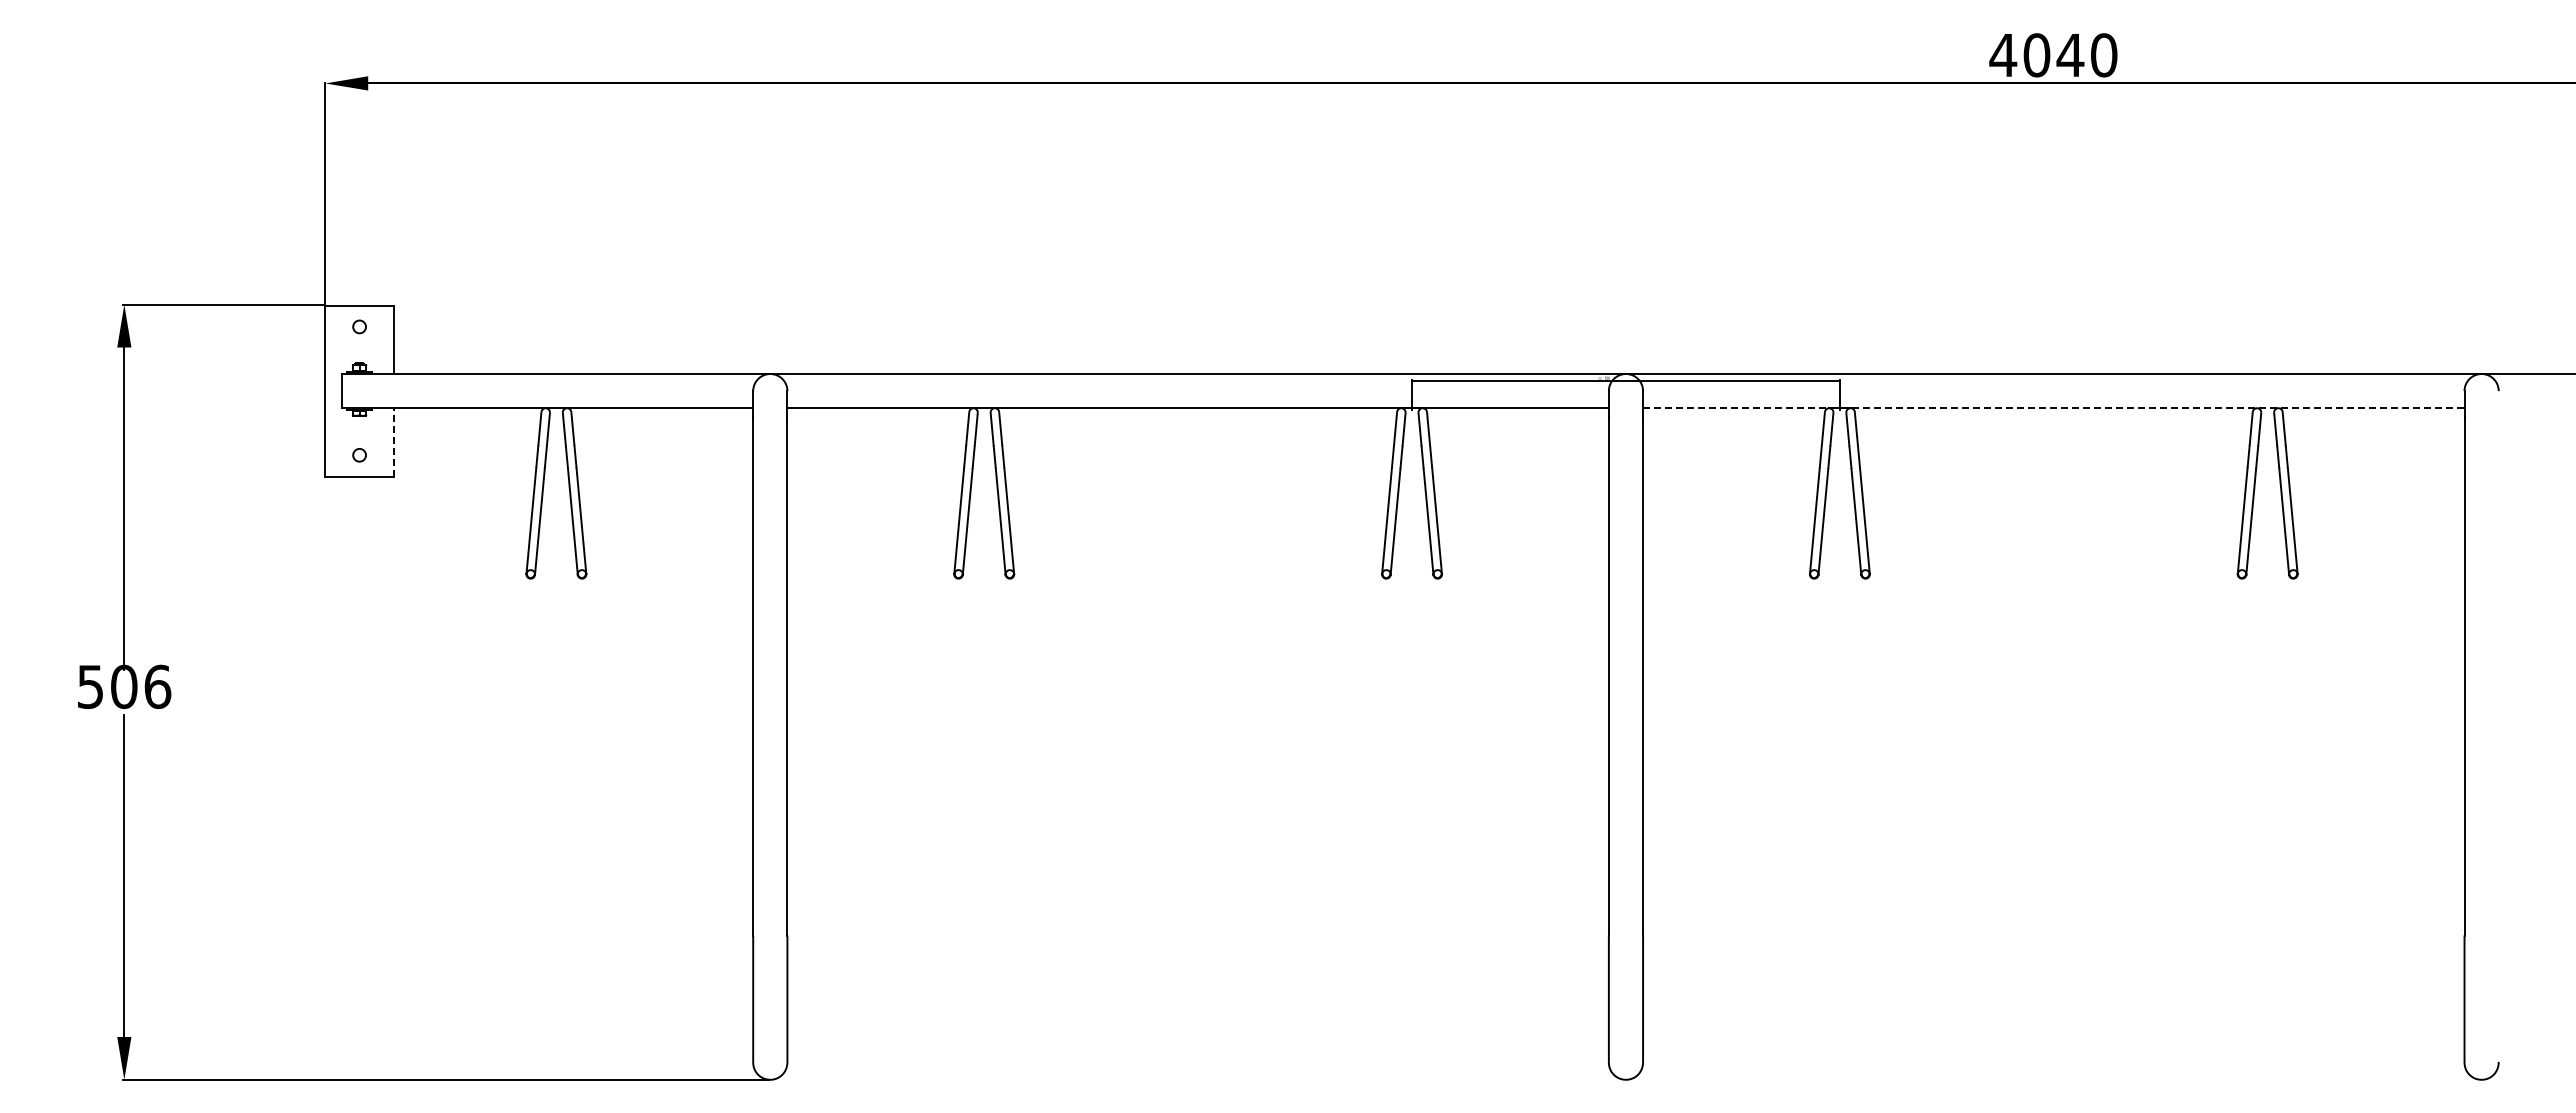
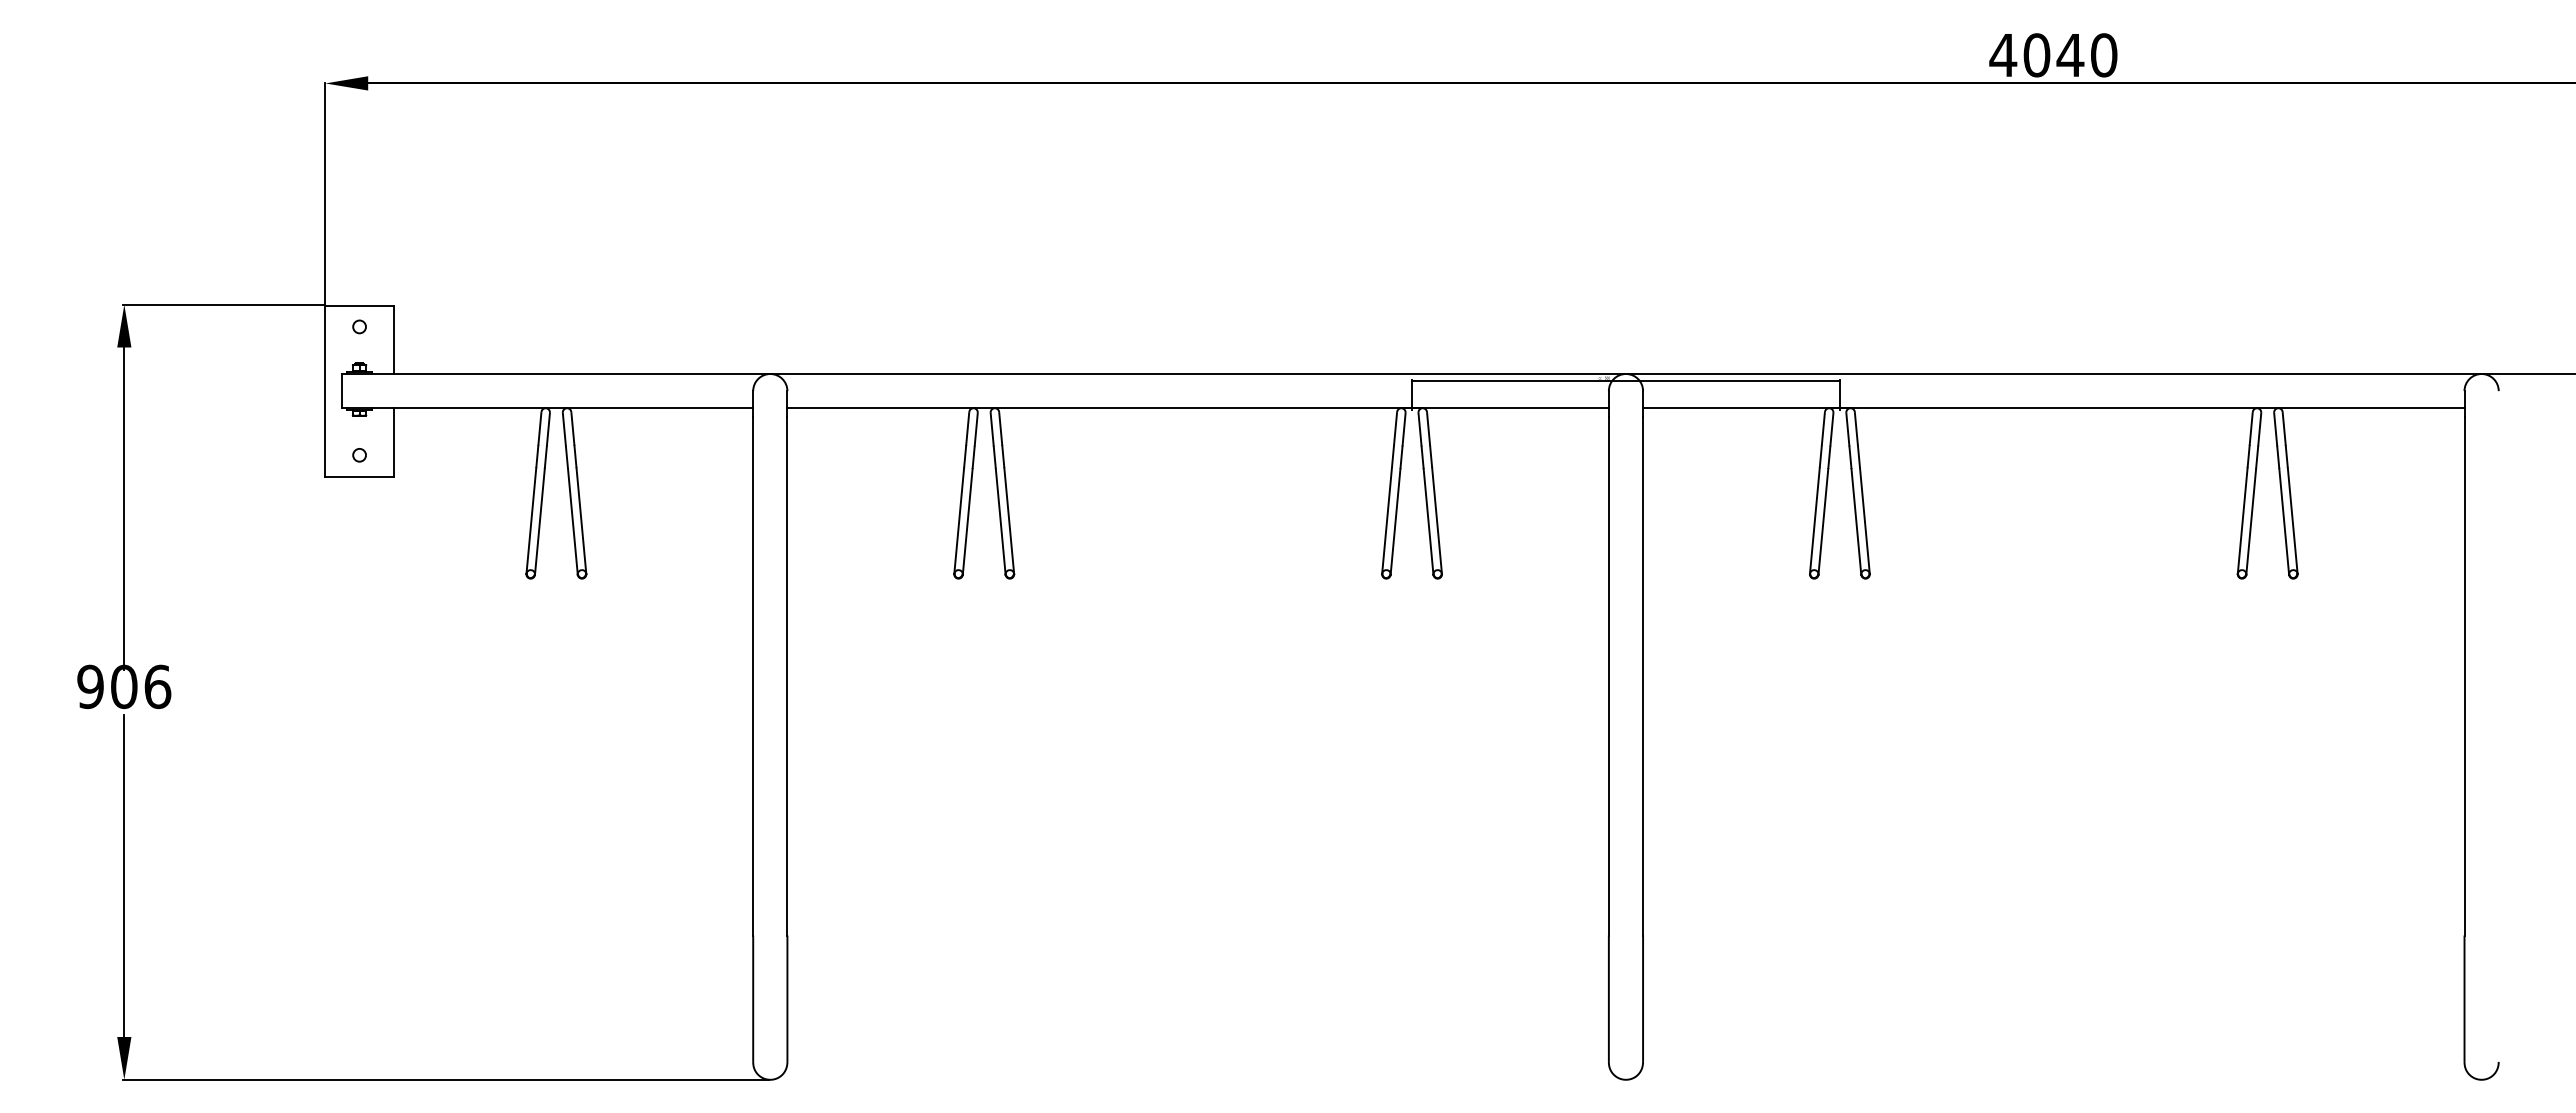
line: dashed -> solid (2053, 408)
line: dashed -> solid (393, 441)
text: 506 -> 906 (90, 686)
